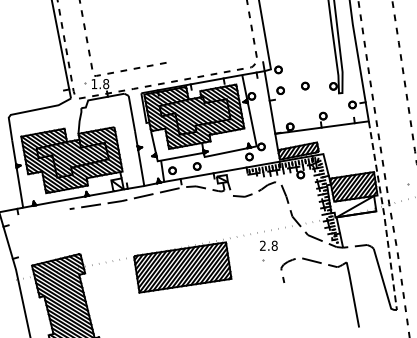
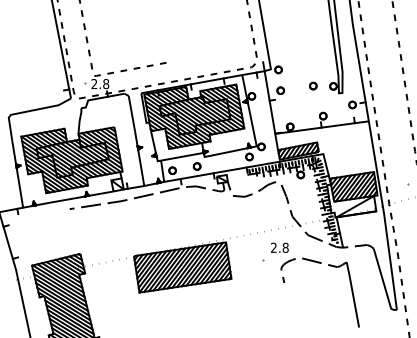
text: 1.8 -> 2.8 (94, 83)
part position: (305, 85) -> (313, 85) (313, 85)
line: dashed -> solid (384, 215)
text position: (268, 245) -> (279, 247) (279, 247)
